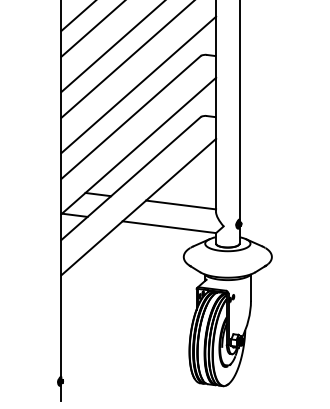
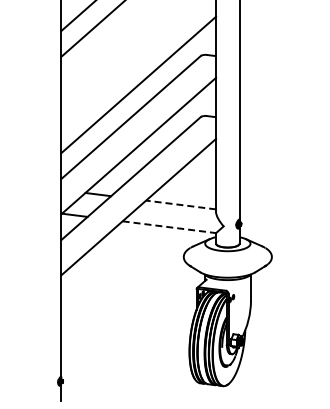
line: present -> none (112, 47)
line: present -> none (126, 59)
line: solid -> dashed (180, 204)
line: solid -> dashed (169, 227)
